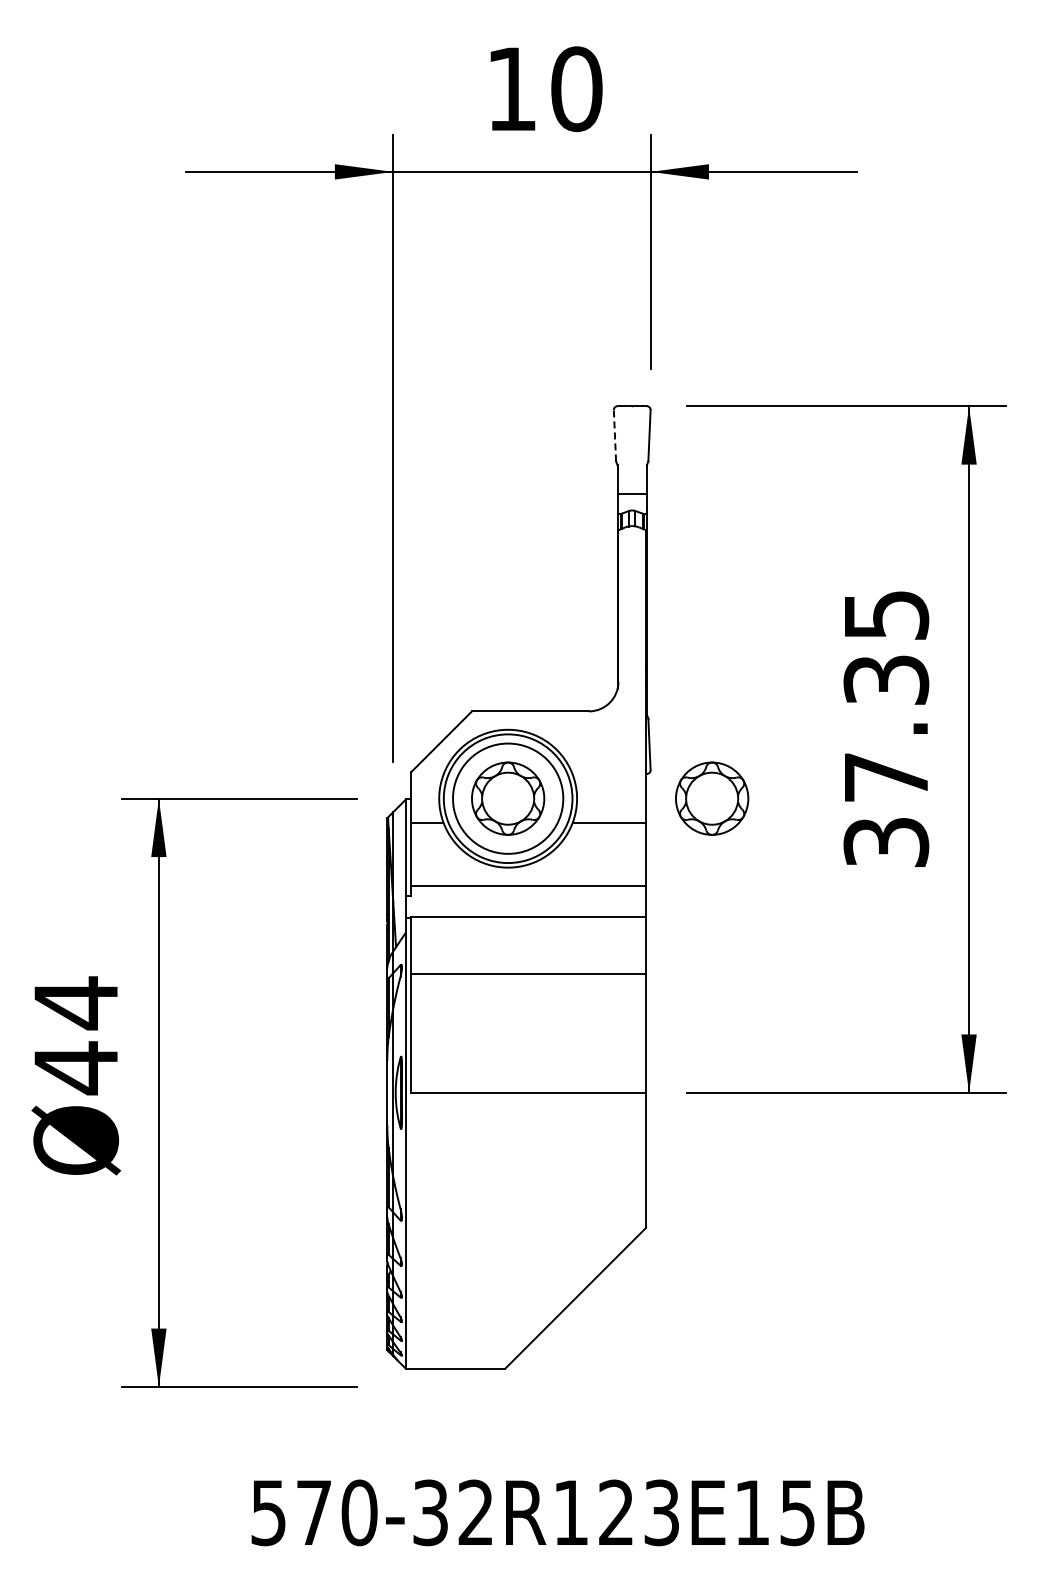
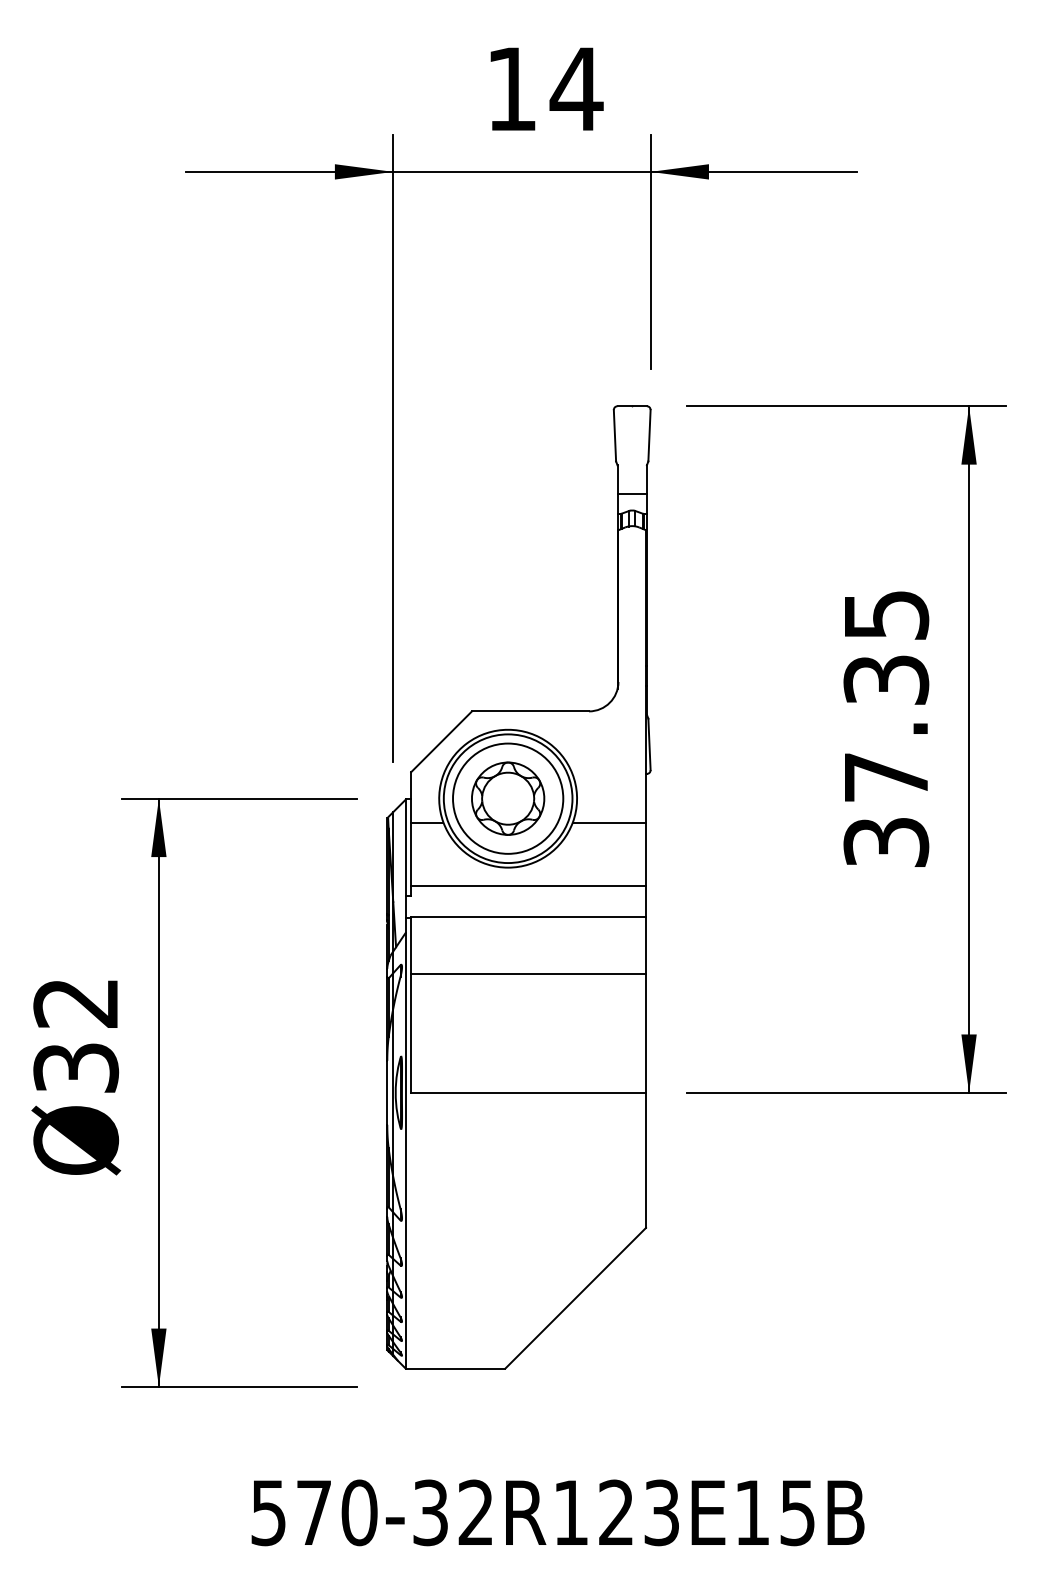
text: 10 -> 14 (576, 89)
line: dashed -> solid (614, 435)
part: present -> none (712, 798)
text: Ø44 -> Ø32 (76, 1035)
